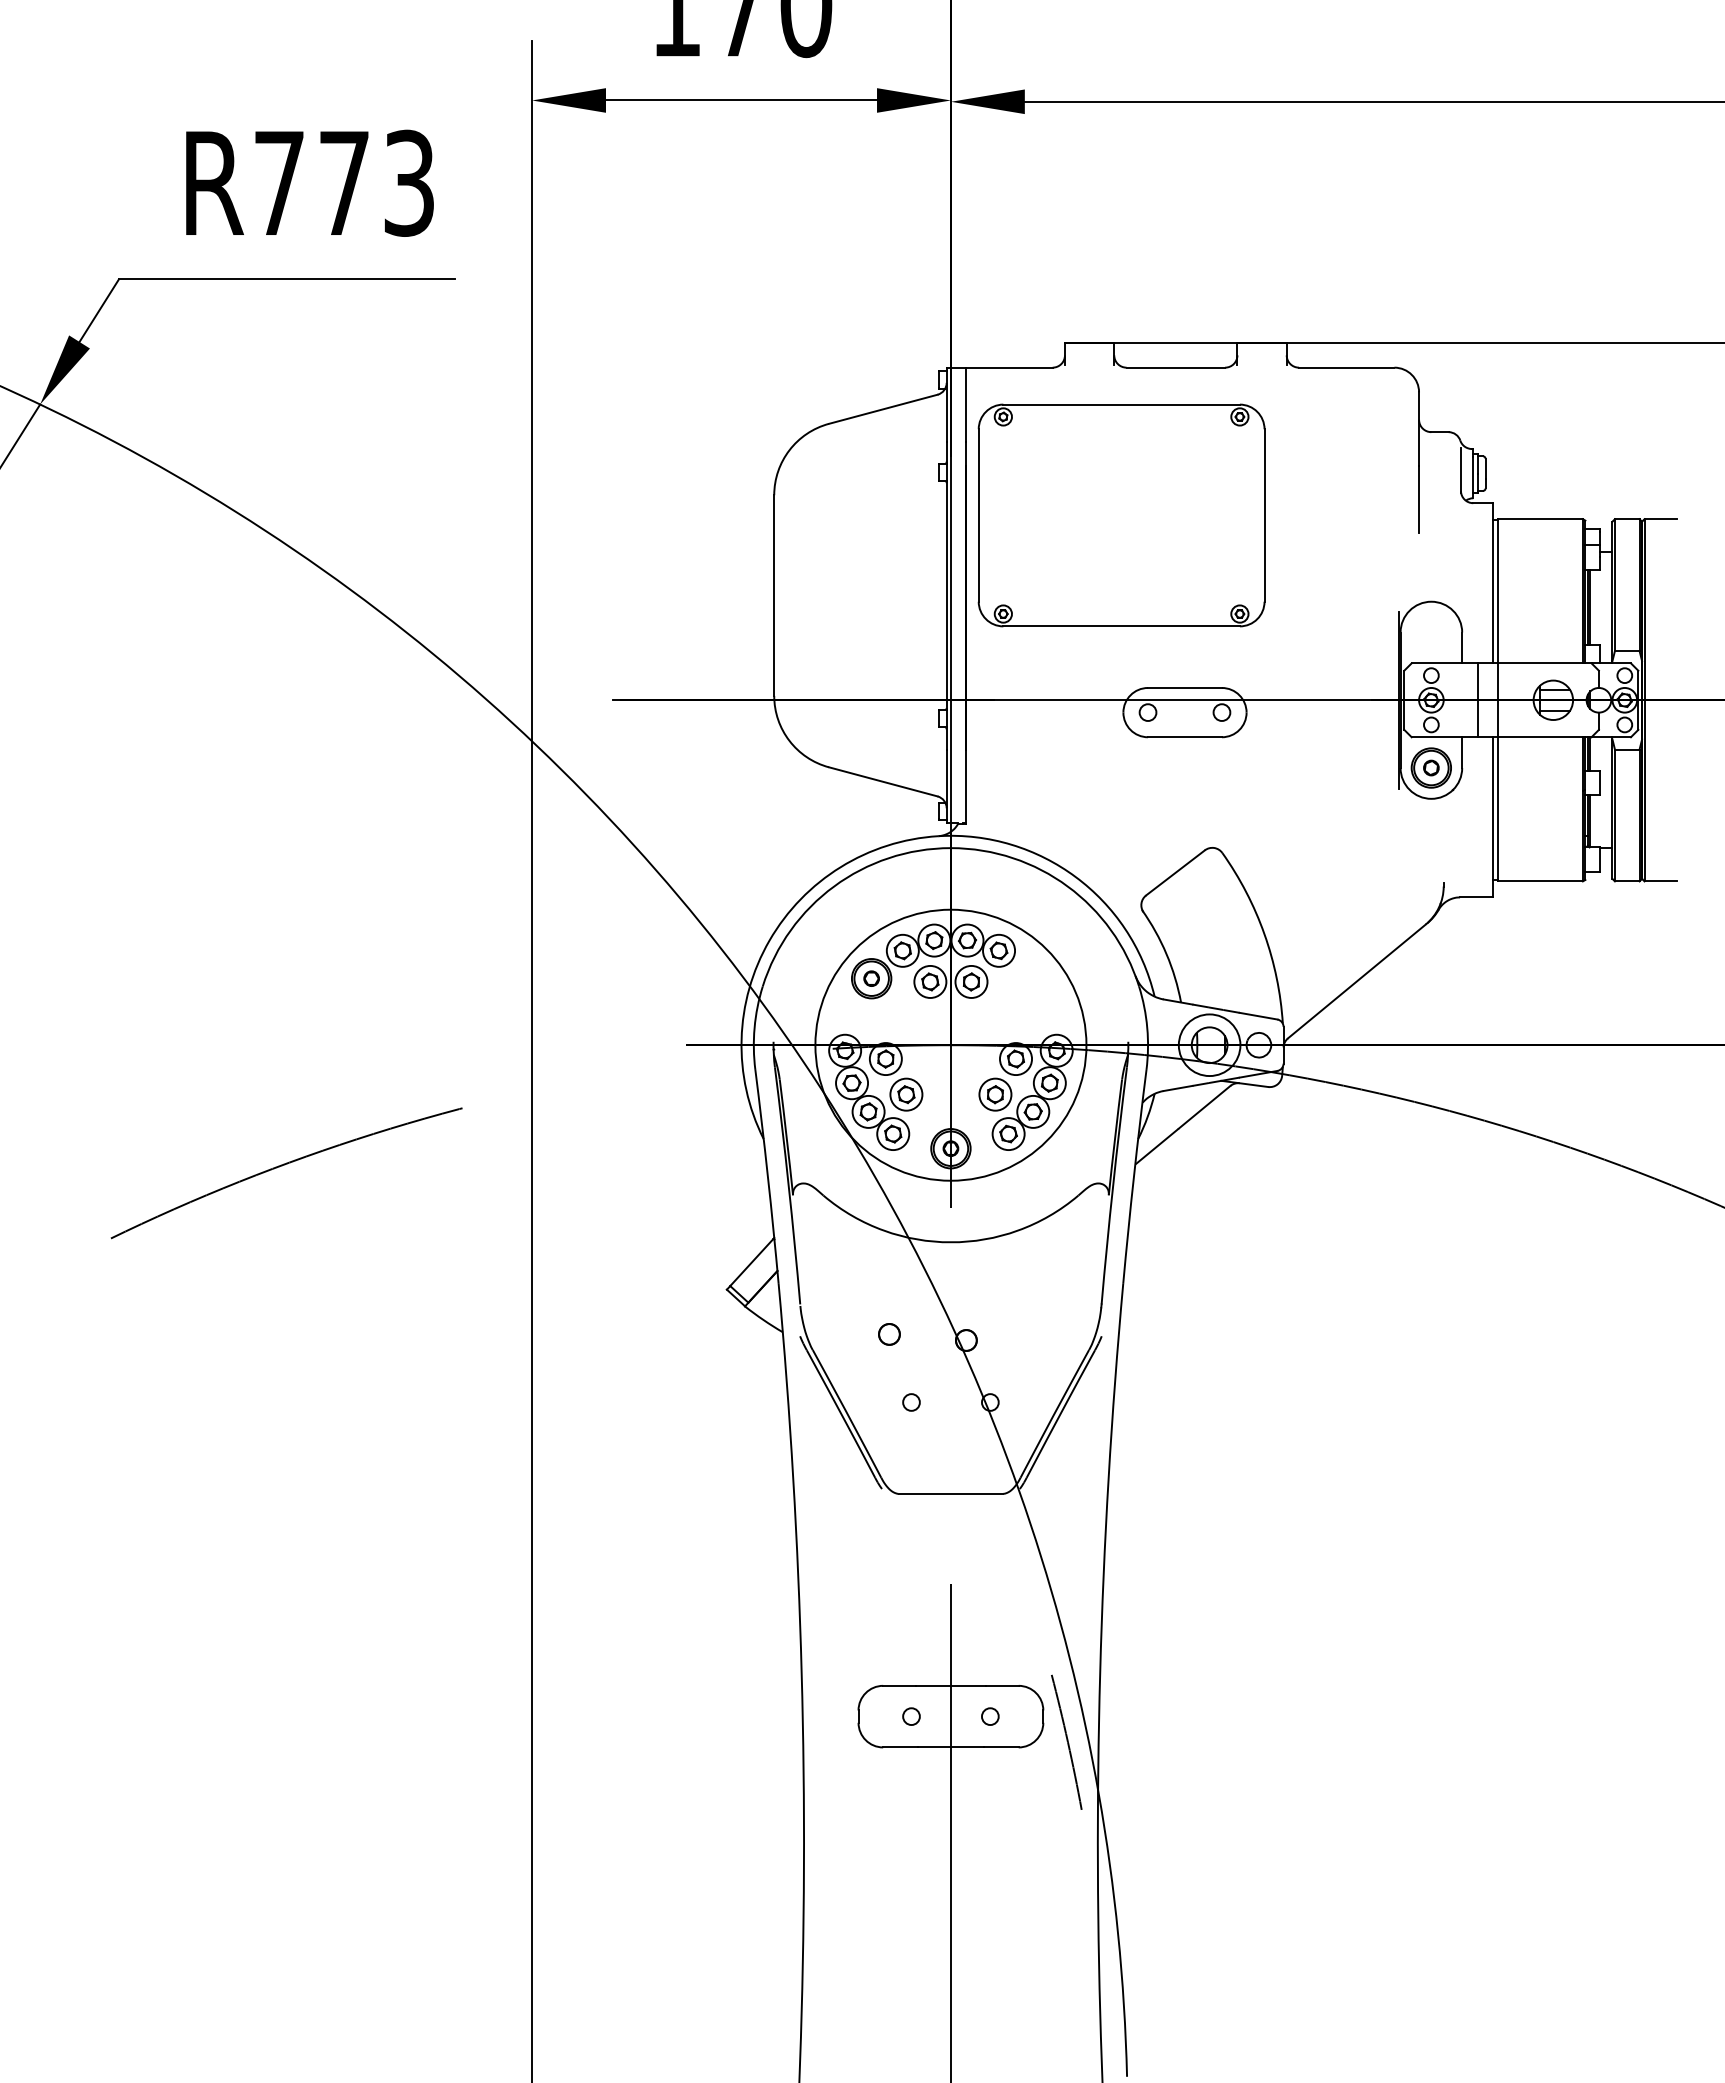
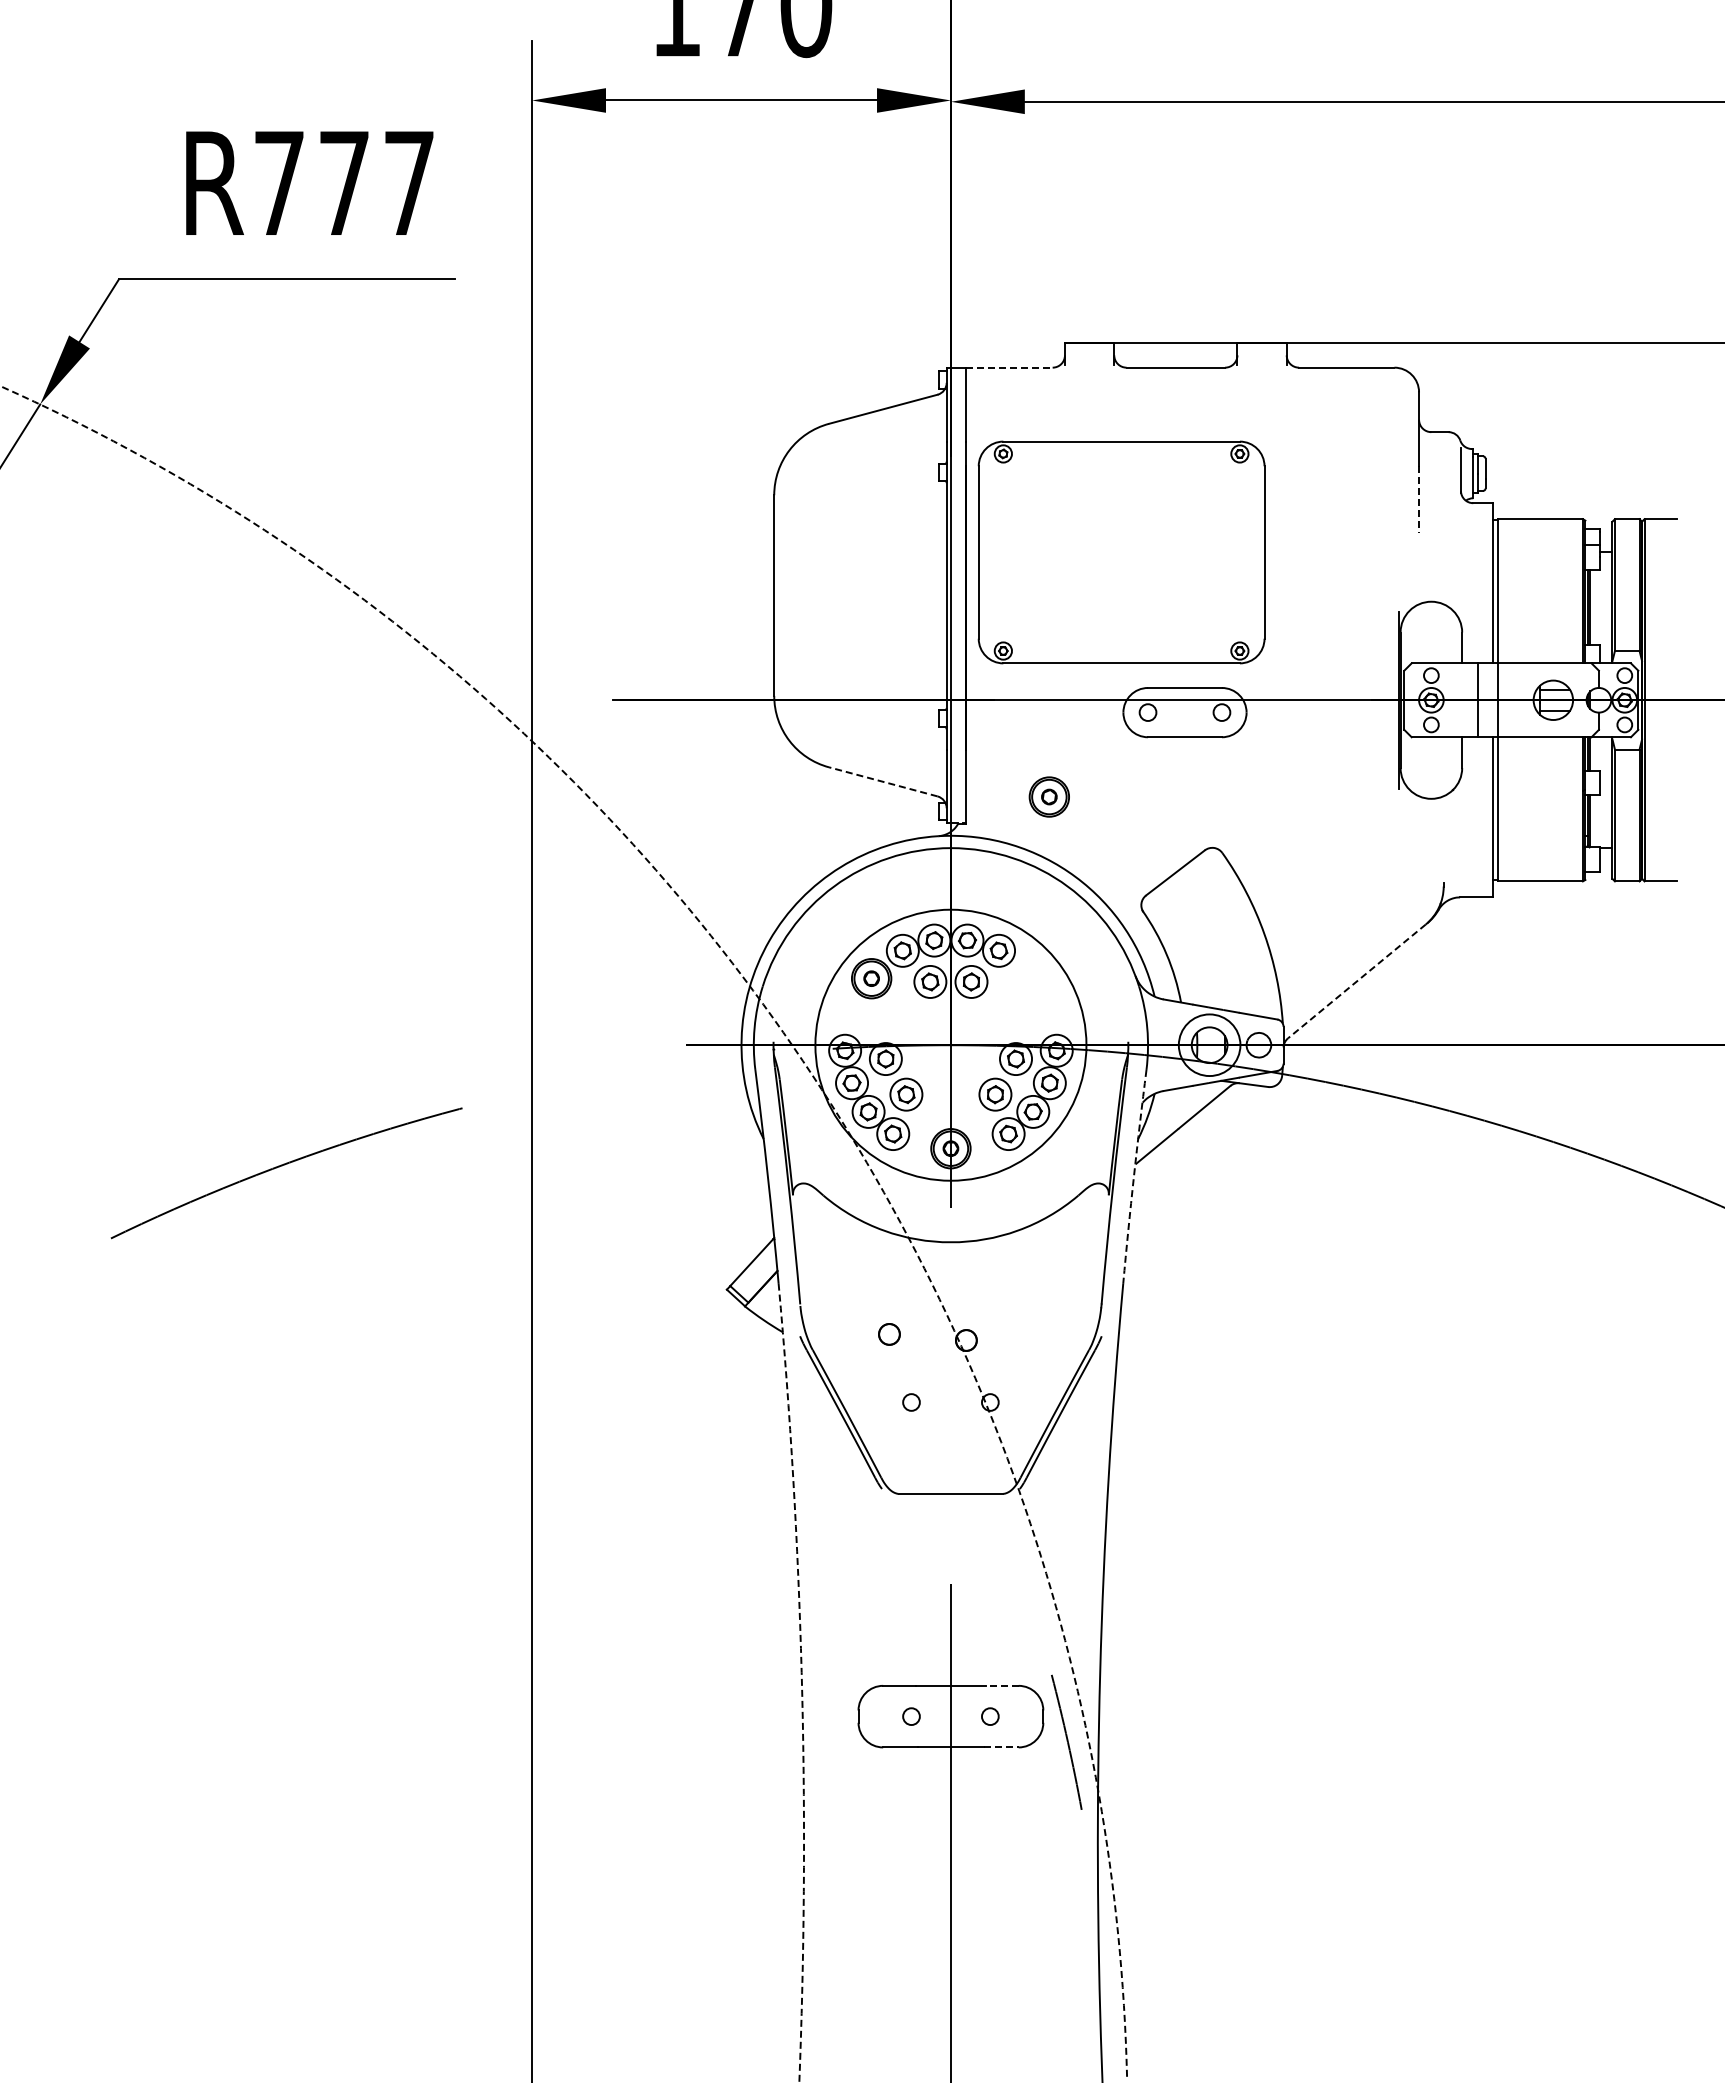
text: R773 -> R777 (408, 182)
line: solid -> dashed (1010, 367)
line: solid -> dashed (1419, 499)
part position: (1121, 515) -> (1121, 552) (1121, 552)
part position: (1430, 767) -> (1048, 796) (1048, 796)
line: solid -> dashed (882, 781)
line: solid -> dashed (1356, 981)
arc: solid -> dashed (807, 1067)
arc: solid -> dashed (1133, 1176)
arc: solid -> dashed (801, 1682)
line: solid -> dashed (1001, 1685)
line: solid -> dashed (1002, 1747)
